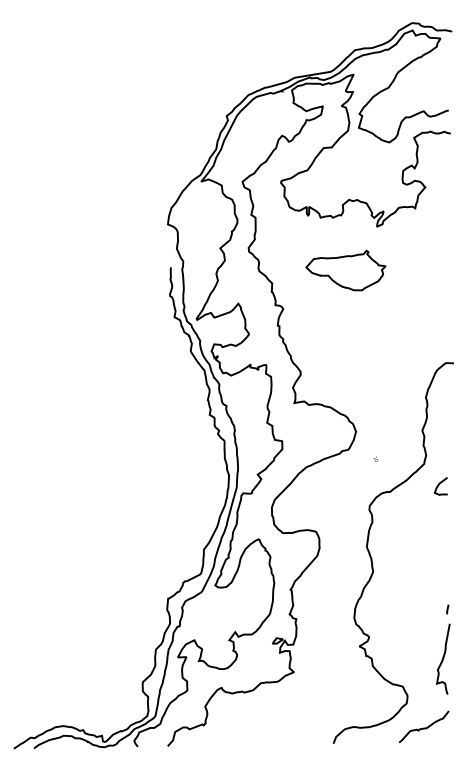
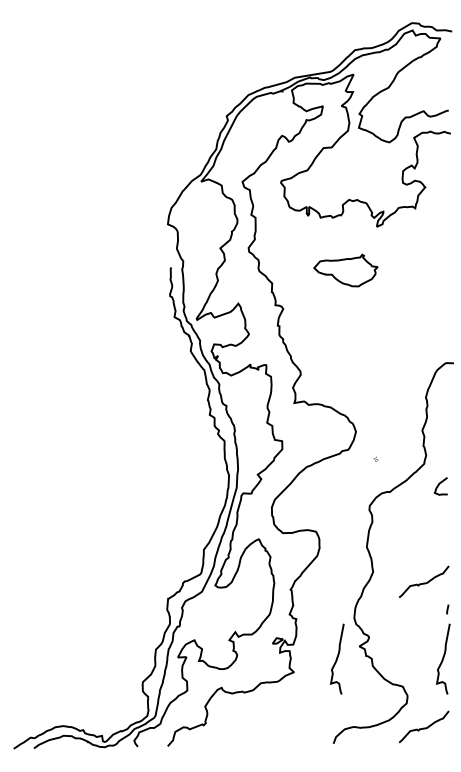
part size: 82x43 px -> 66x35 px (345, 270)
curve: none -> present (424, 582)
curve: none -> present (337, 658)
